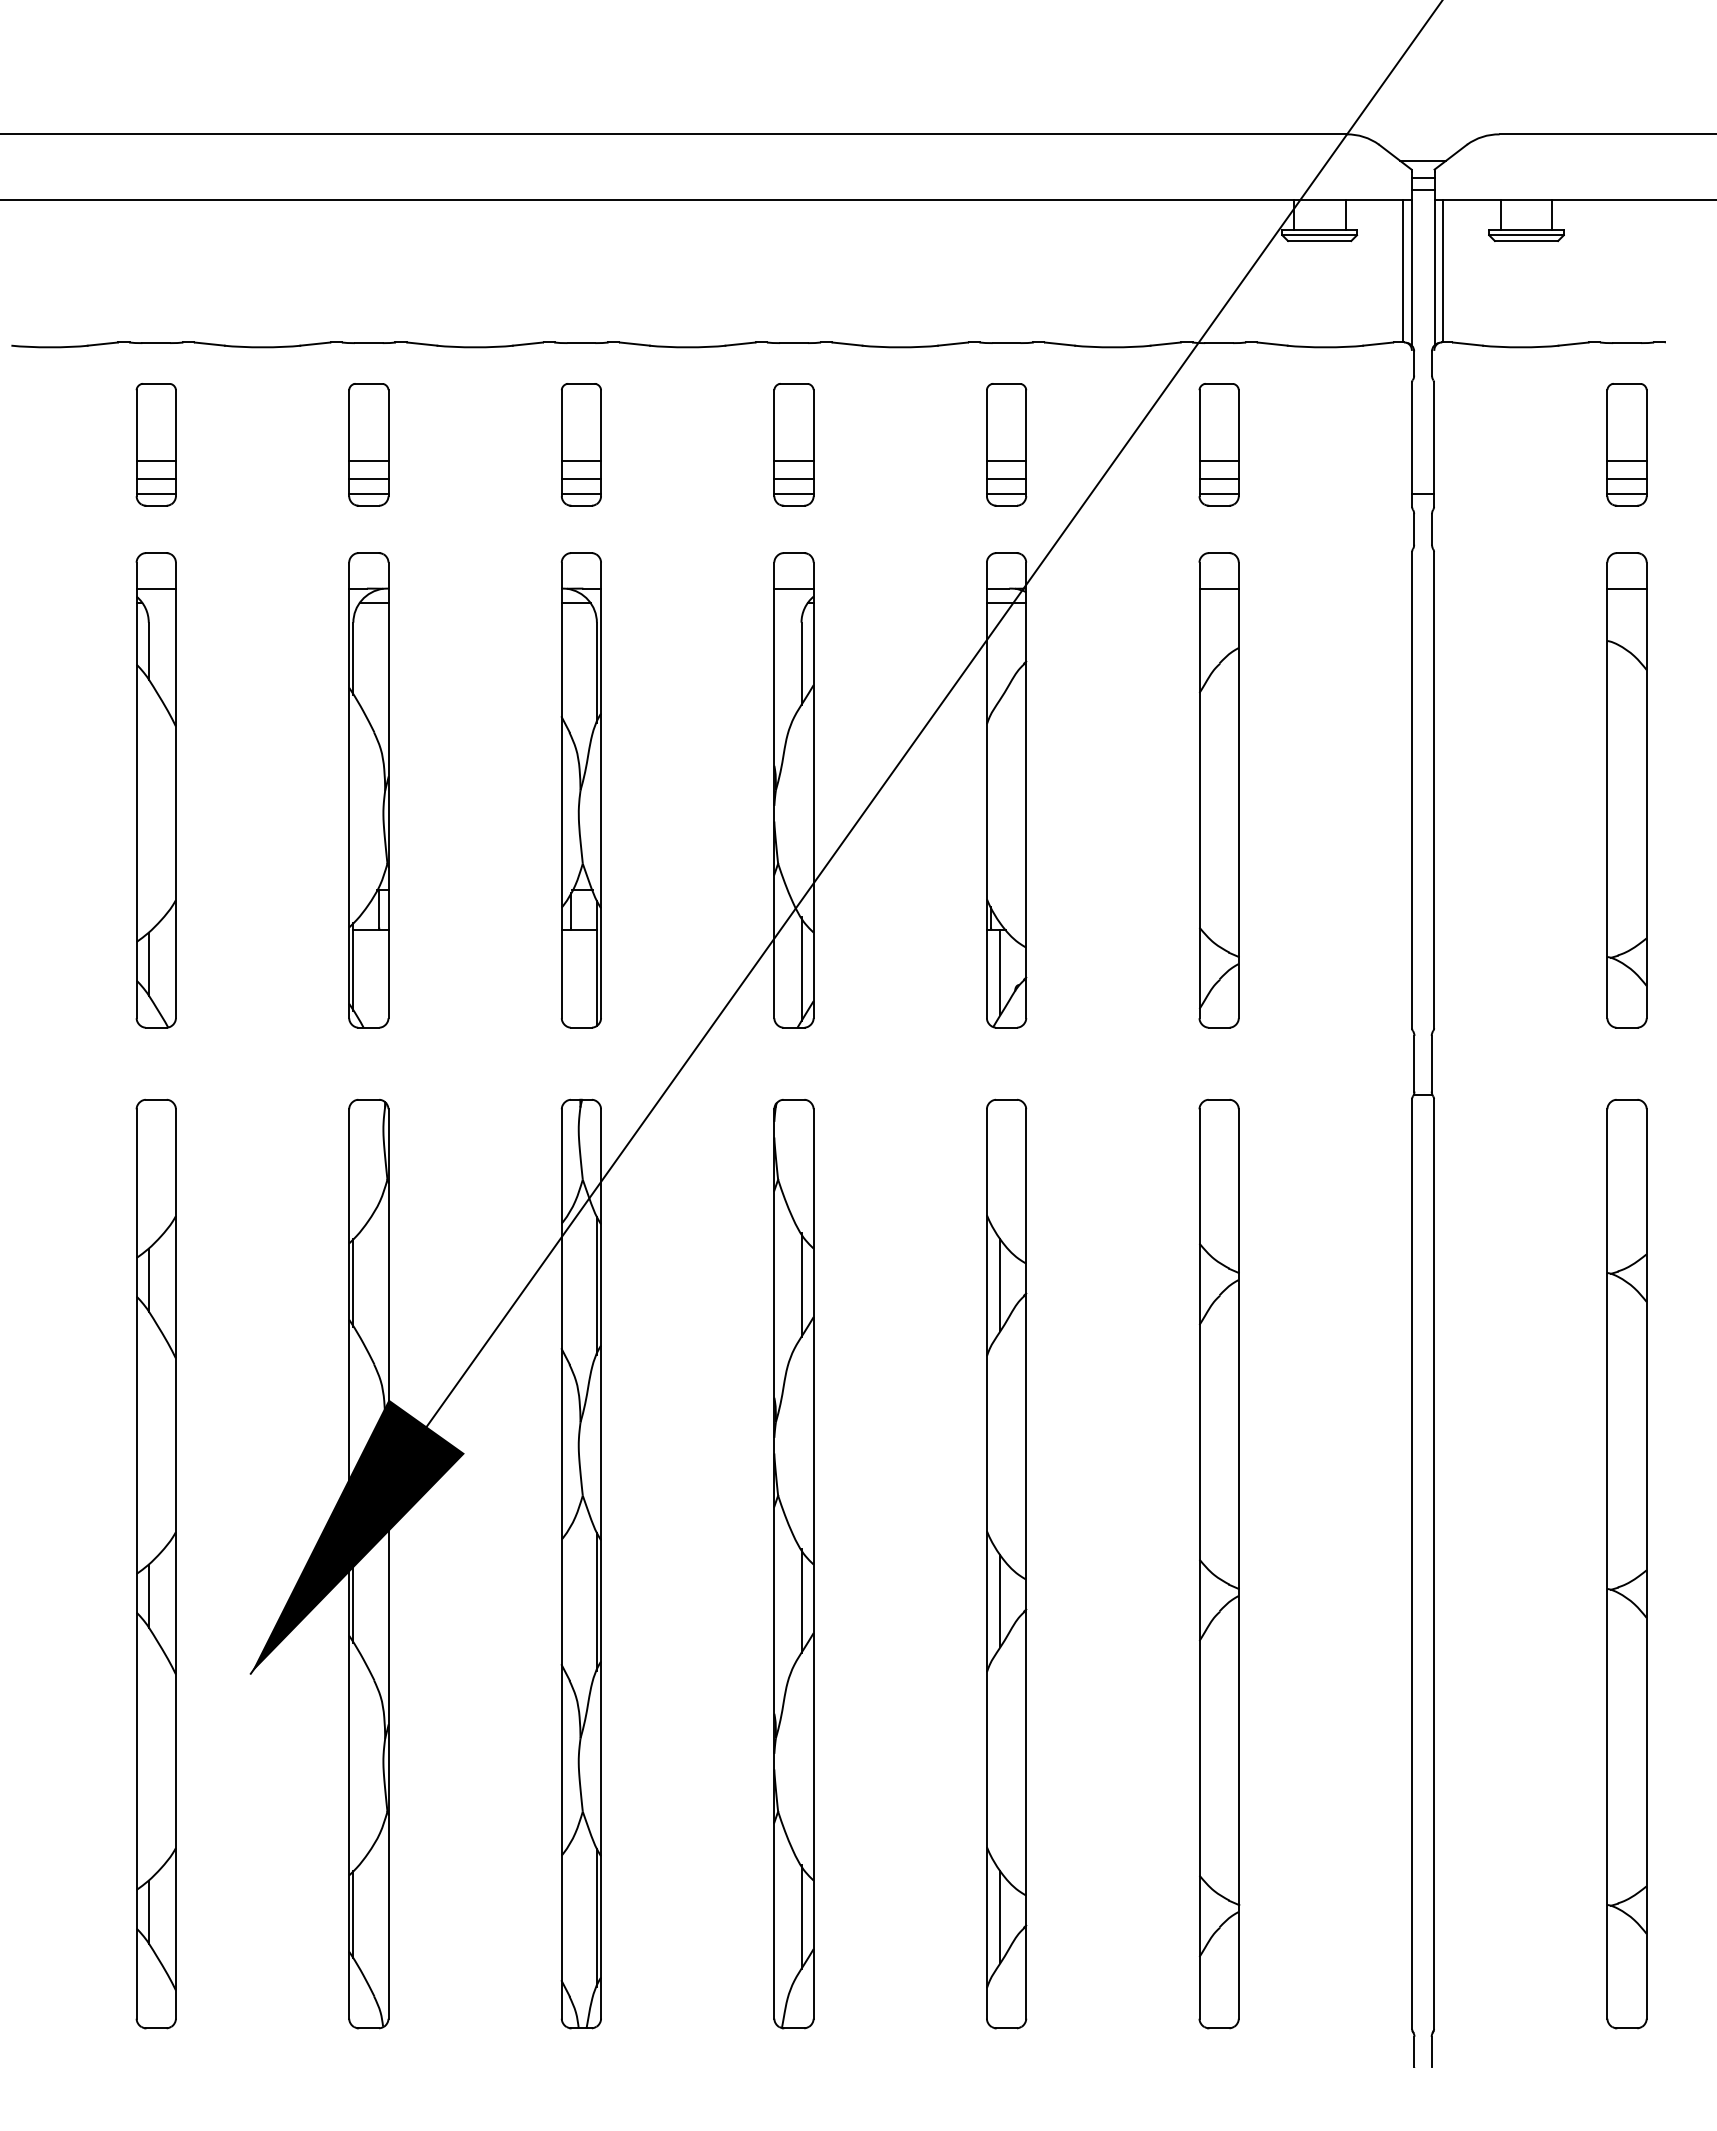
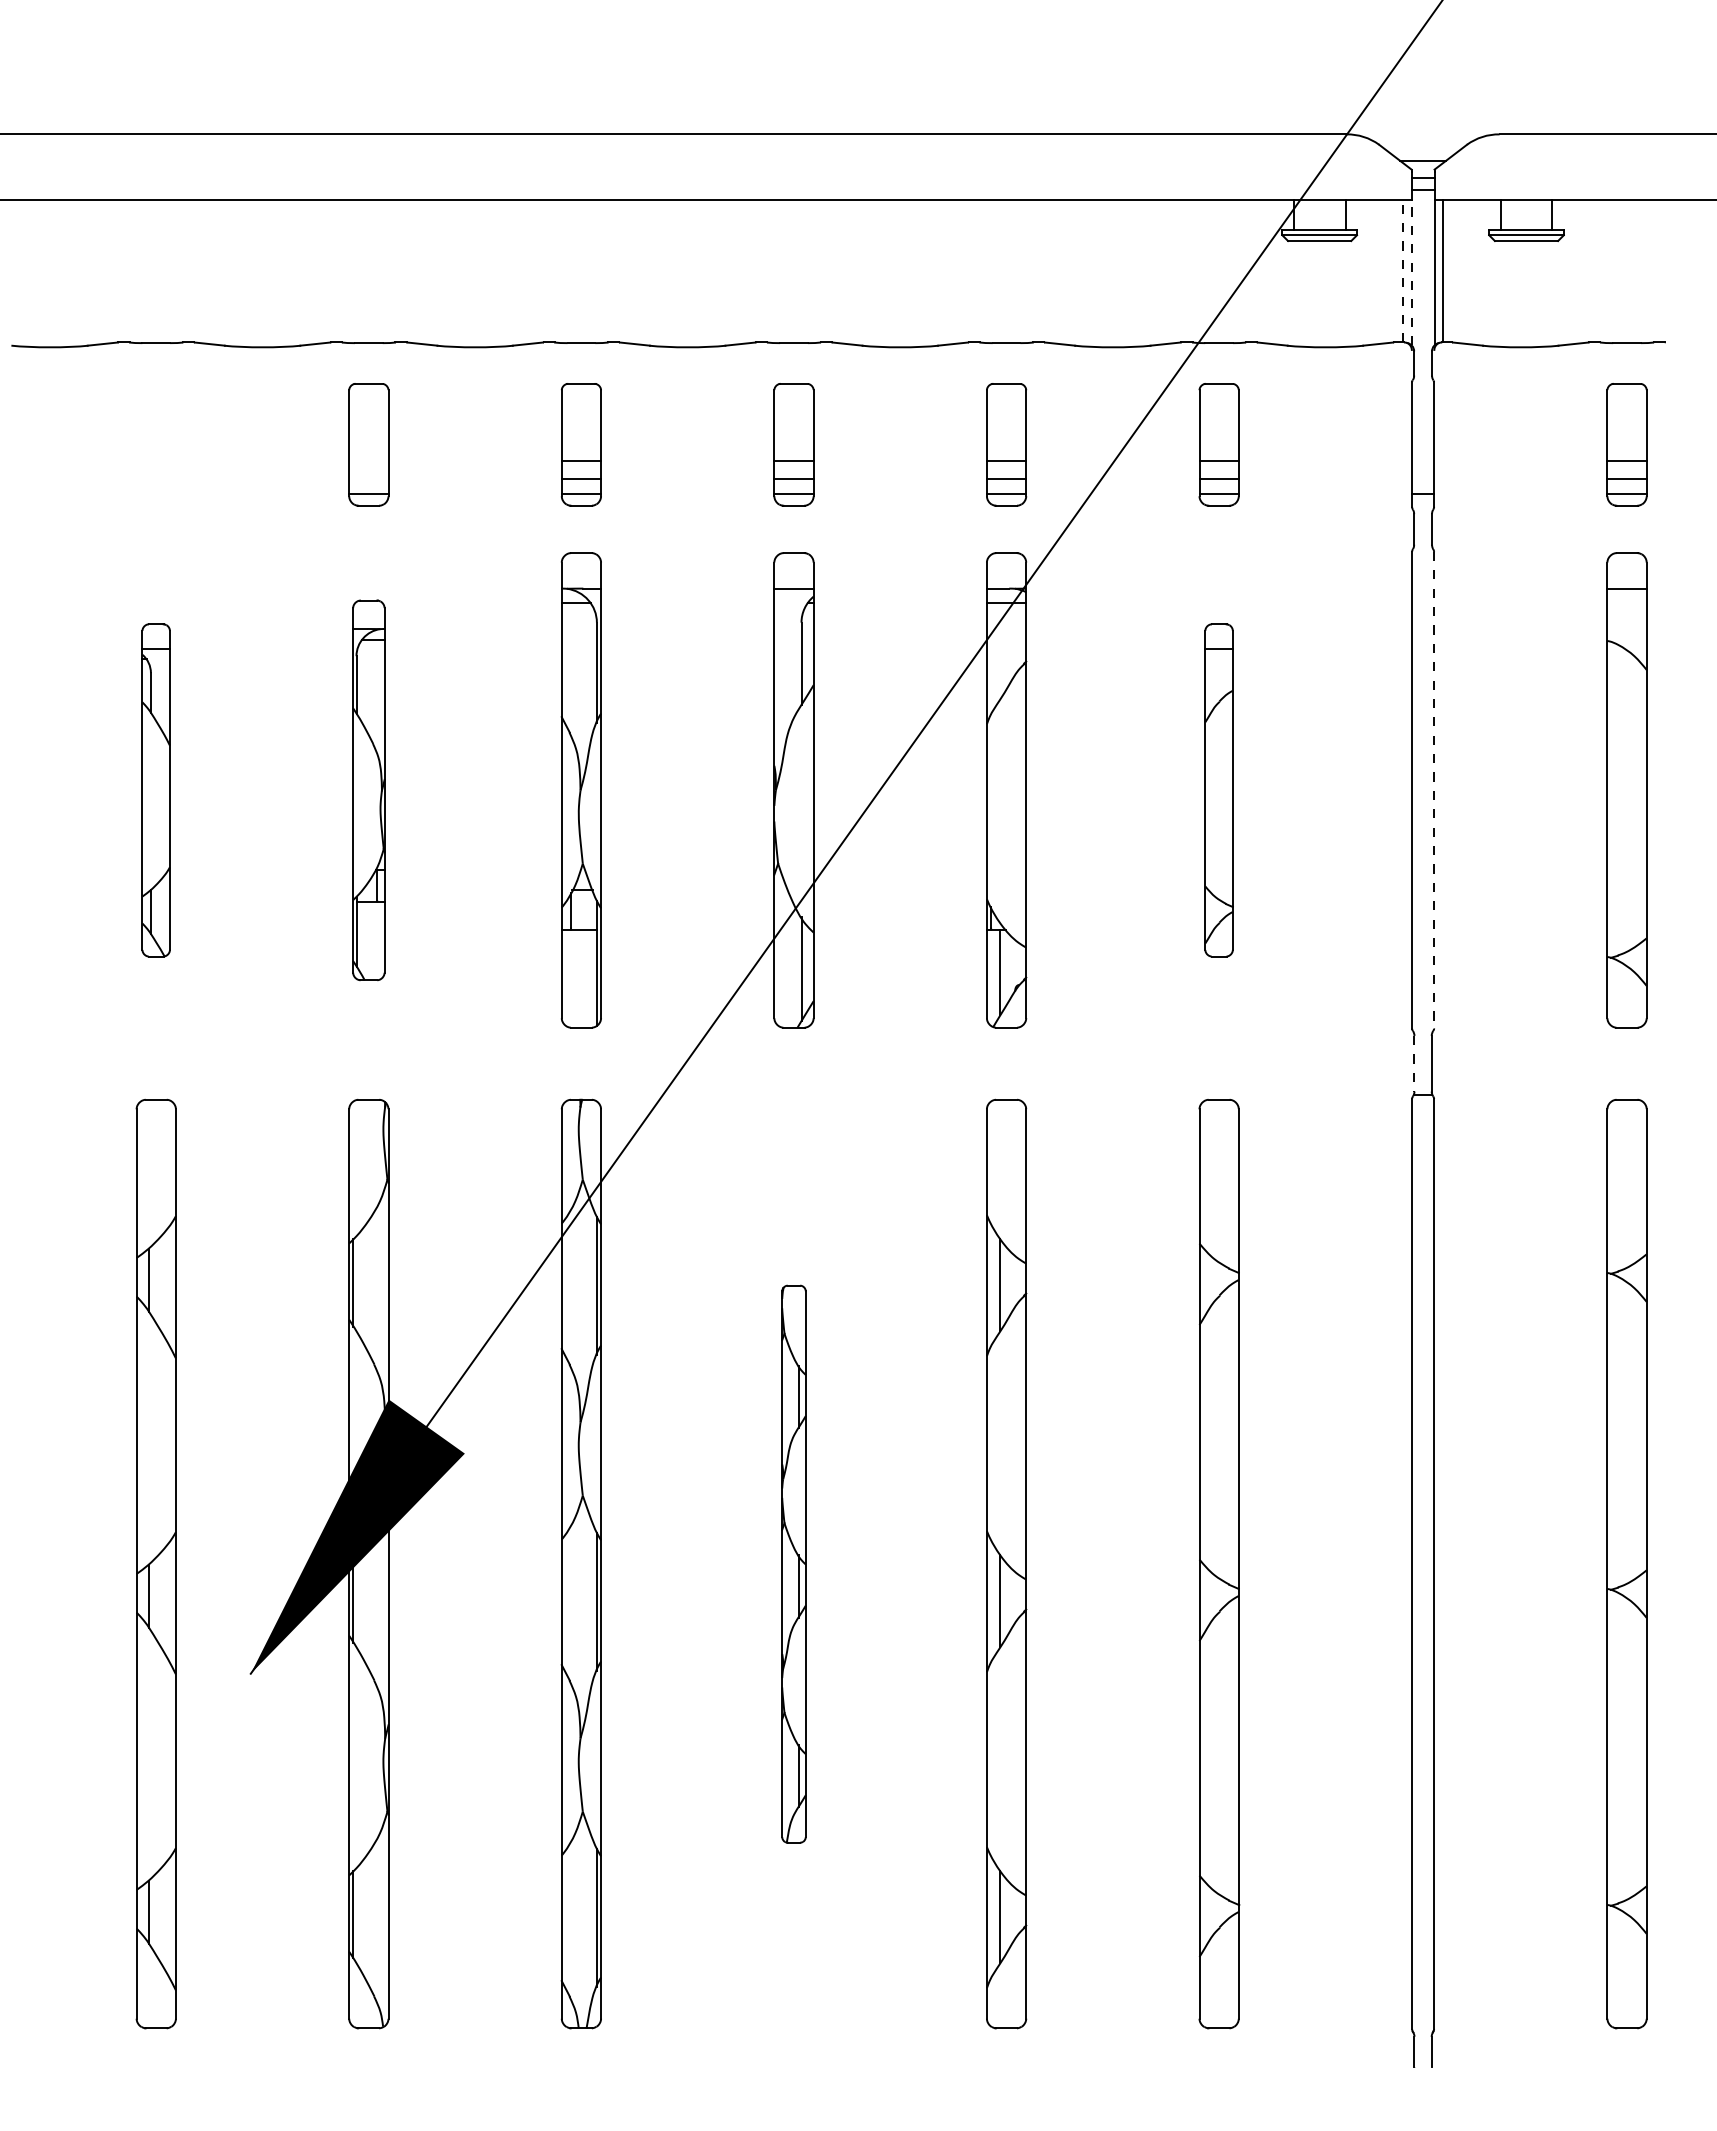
line: solid -> dashed (1402, 270)
line: solid -> dashed (1411, 272)
part: present -> none (155, 444)
line: present -> none (368, 461)
line: present -> none (368, 479)
part size: 42x477 px -> 30x335 px (155, 790)
part size: 42x477 px -> 34x383 px (368, 790)
part size: 42x477 px -> 30x335 px (1218, 790)
line: solid -> dashed (1434, 790)
line: solid -> dashed (1414, 1063)
part size: 42x931 px -> 26x560 px (793, 1563)
